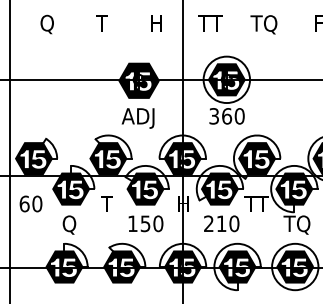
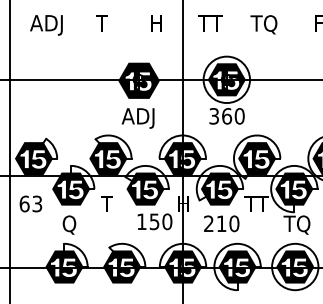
text: Q -> ADJ (46, 24)
text: 60 -> 63 (37, 203)
text position: (145, 223) -> (154, 221) (154, 221)
